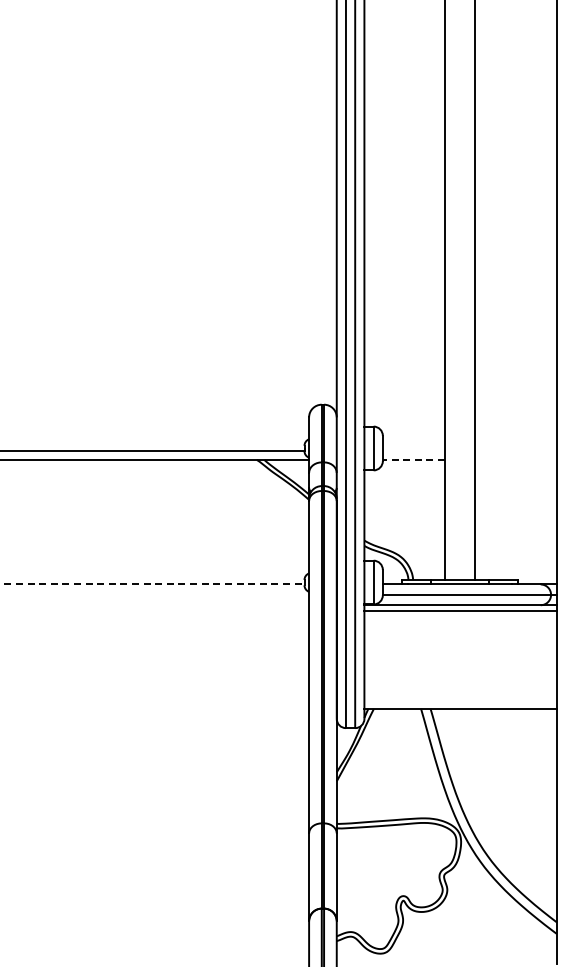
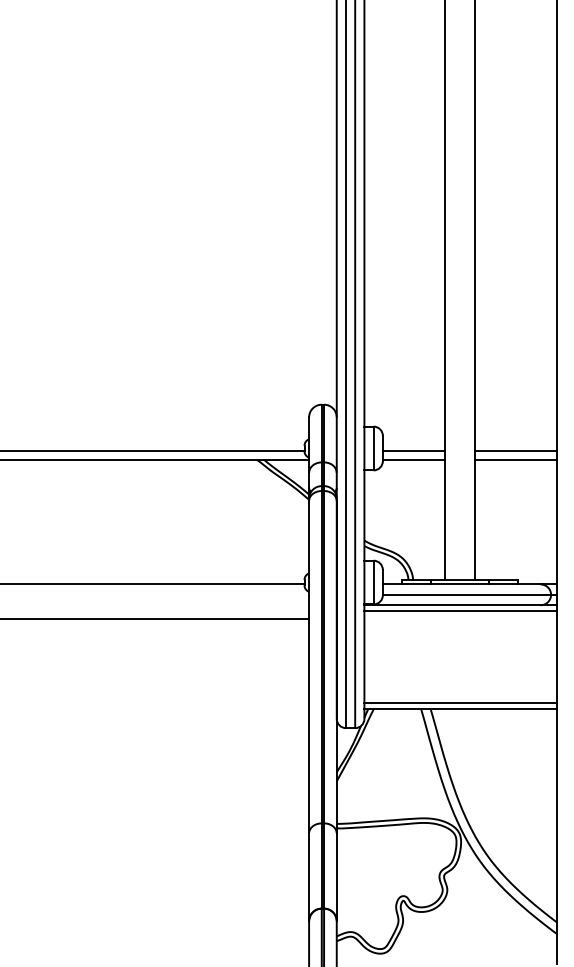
line: none -> present (413, 450)
line: none -> present (515, 450)
line: dashed -> solid (413, 460)
line: none -> present (515, 460)
line: dashed -> solid (152, 584)
line: none -> present (155, 618)
line: none -> present (460, 703)
